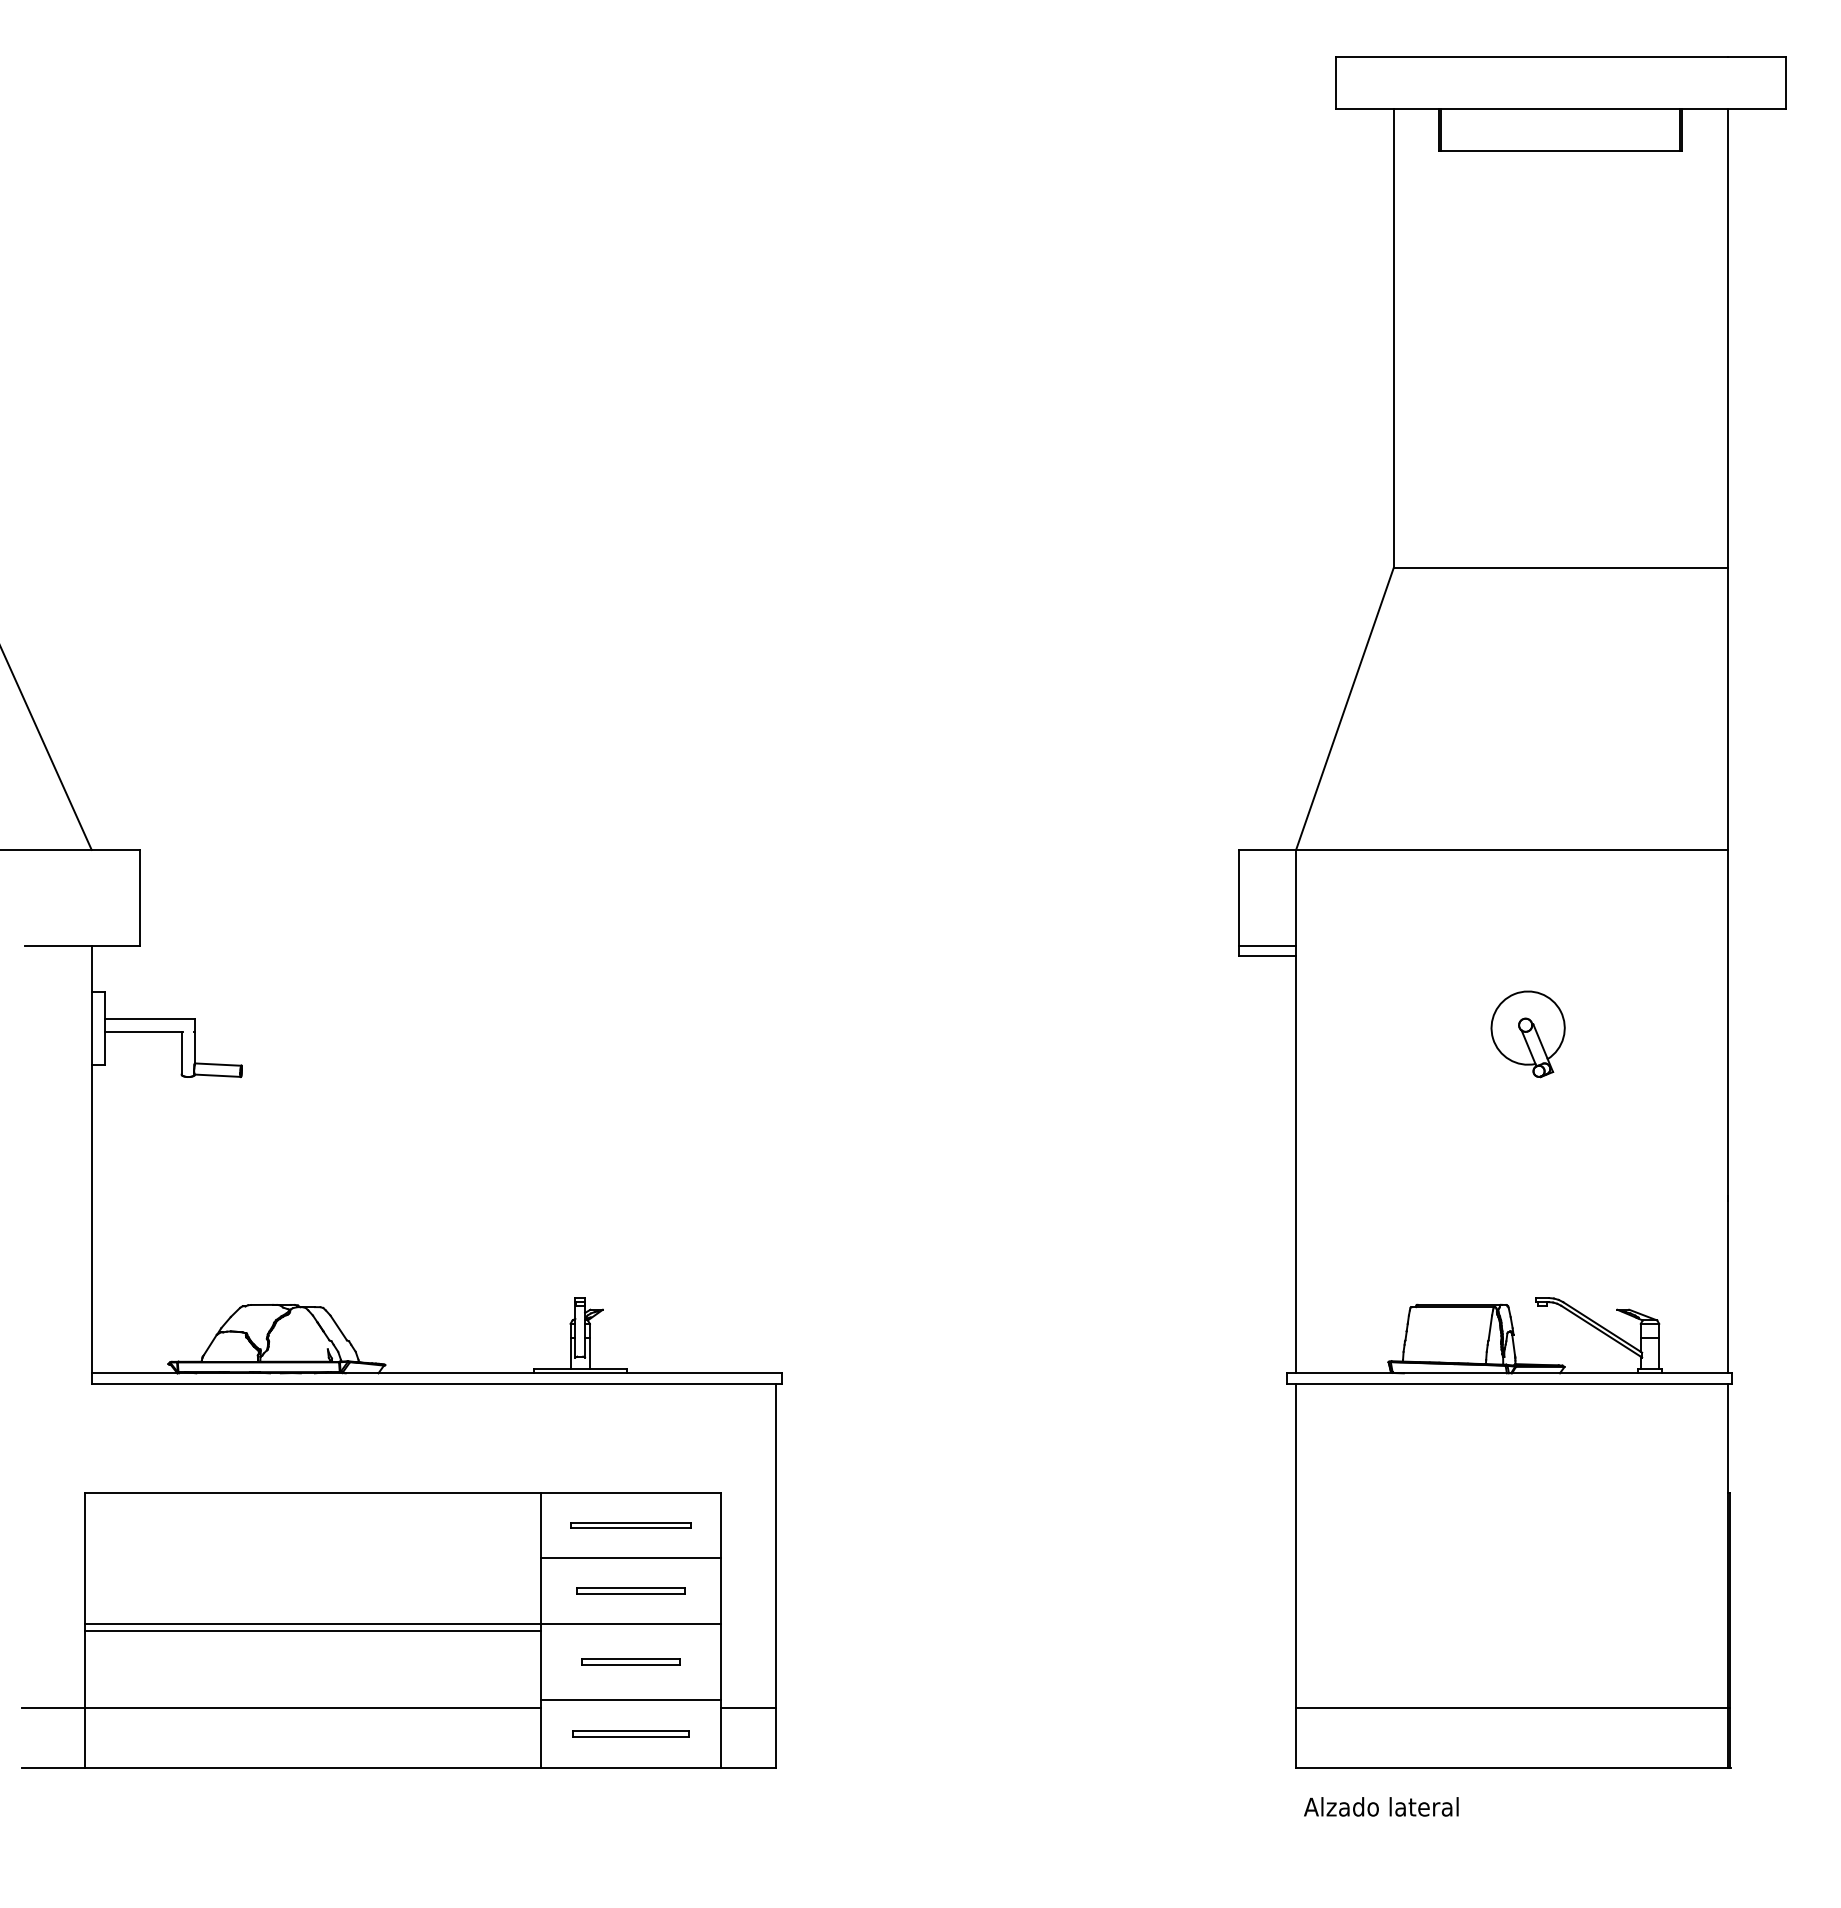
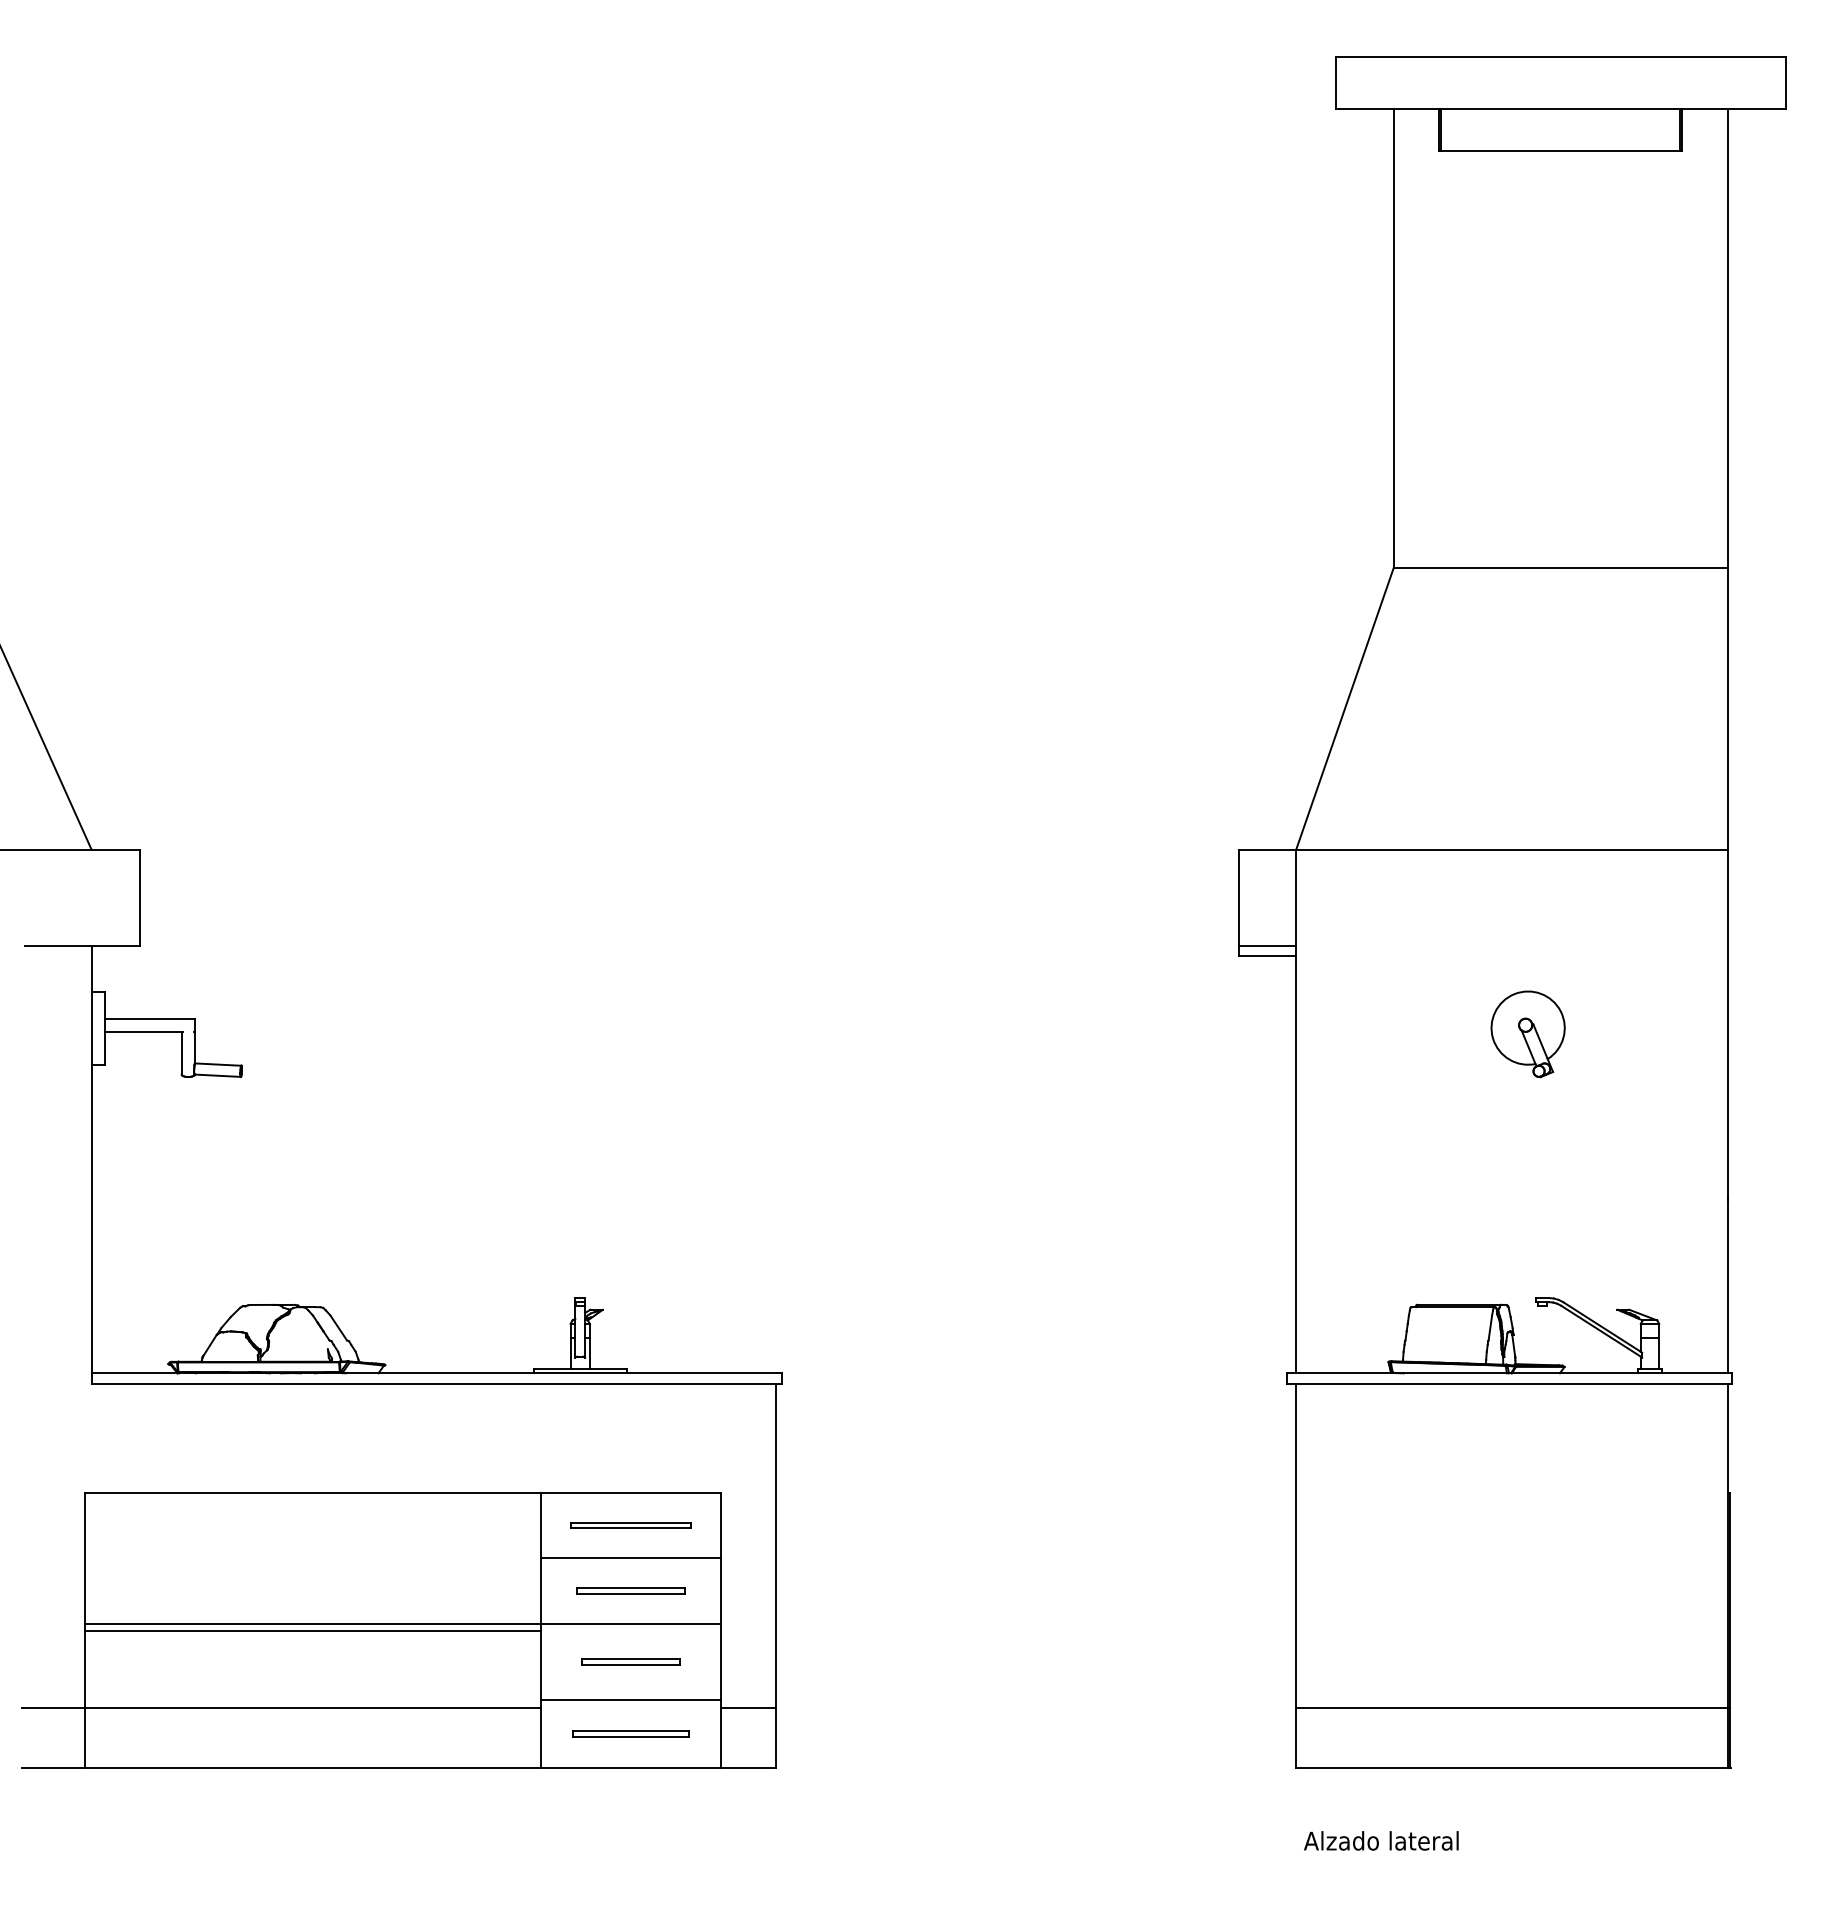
text position: (1381, 1806) -> (1381, 1840) (1381, 1840)
